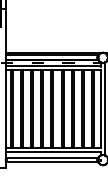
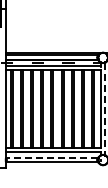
line: solid -> dashed (105, 109)
line: solid -> dashed (51, 157)
